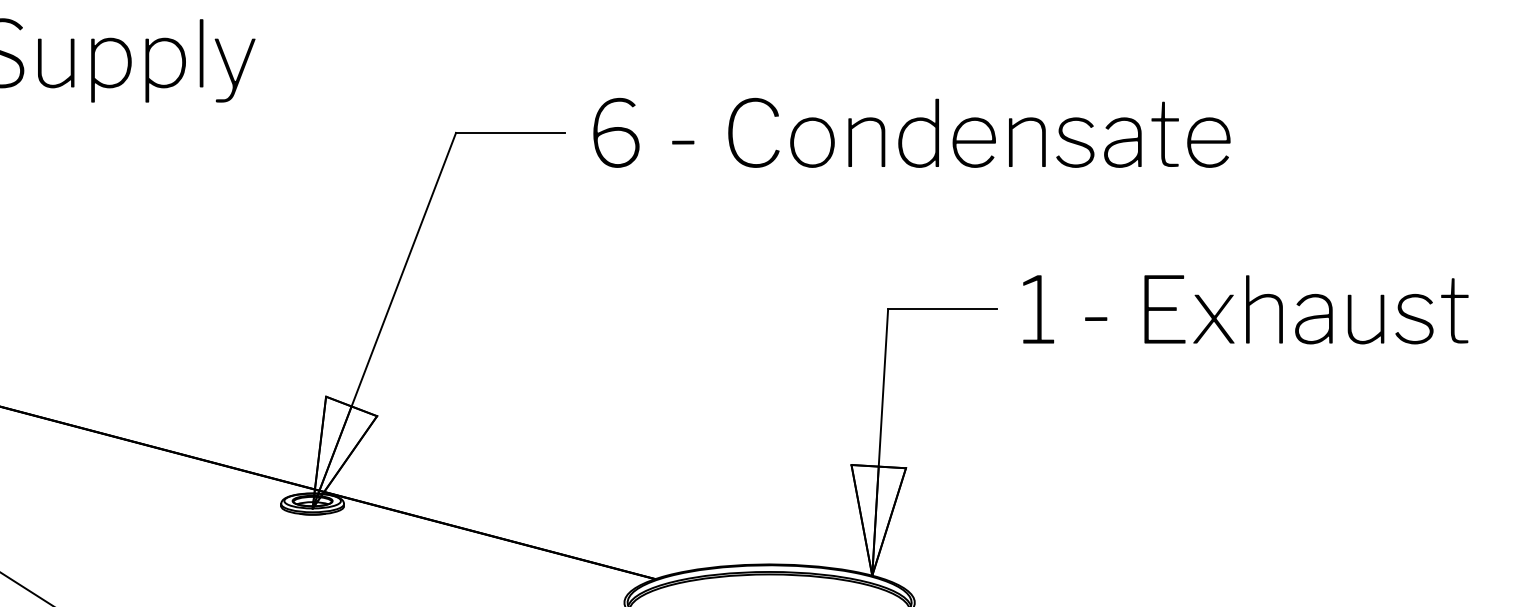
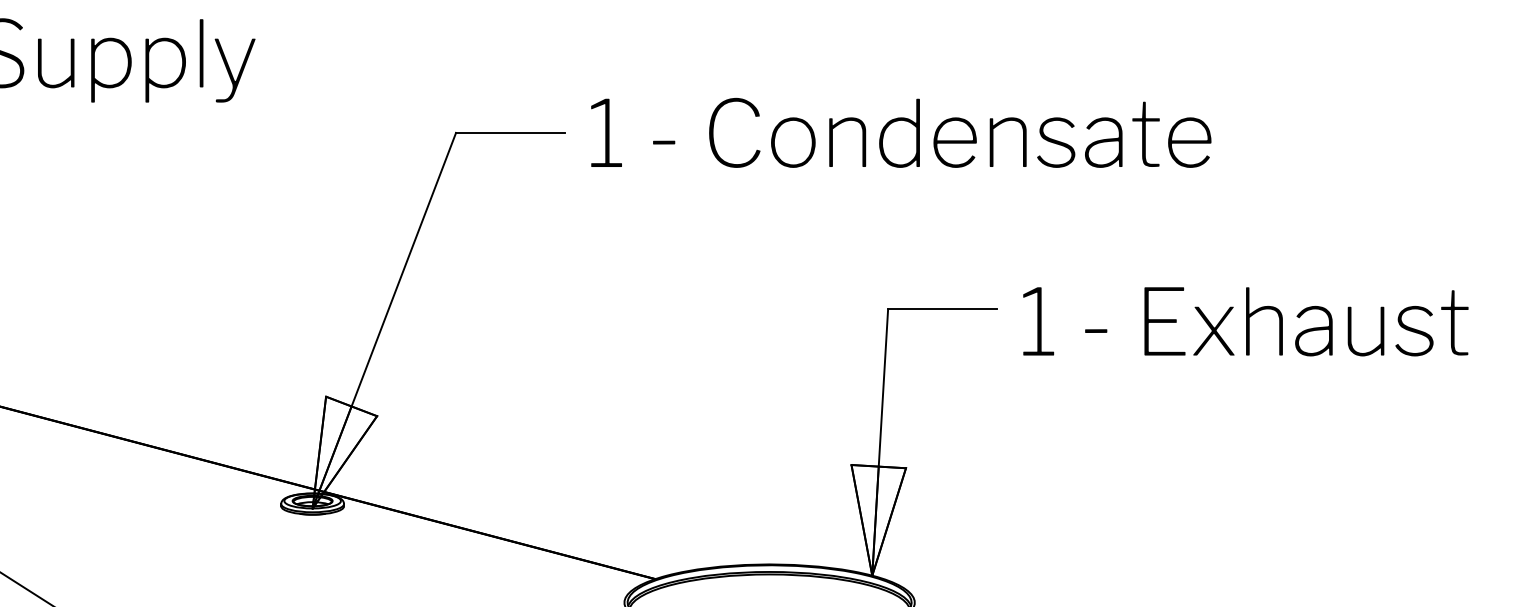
text: 6 -> 1 (910, 132)
text position: (1245, 309) -> (1245, 321) (1245, 321)
